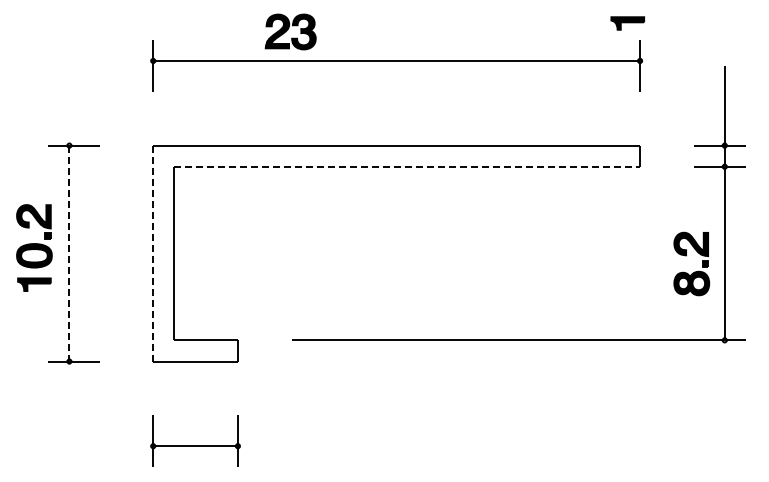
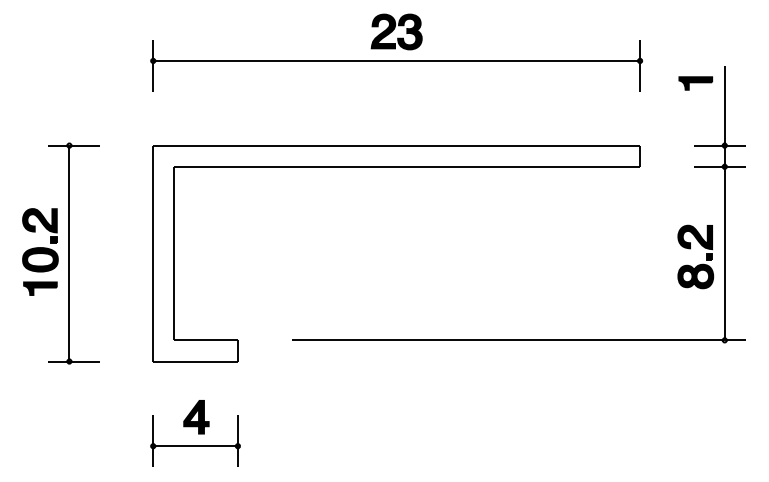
part position: (627, 23) -> (695, 83) (695, 83)
part position: (290, 31) -> (396, 31) (396, 31)
line: dashed -> solid (407, 166)
part position: (34, 247) -> (40, 251) (40, 251)
line: dashed -> solid (69, 253)
line: dashed -> solid (153, 253)
part position: (694, 271) -> (698, 264) (698, 264)
part: none -> present (196, 417)
